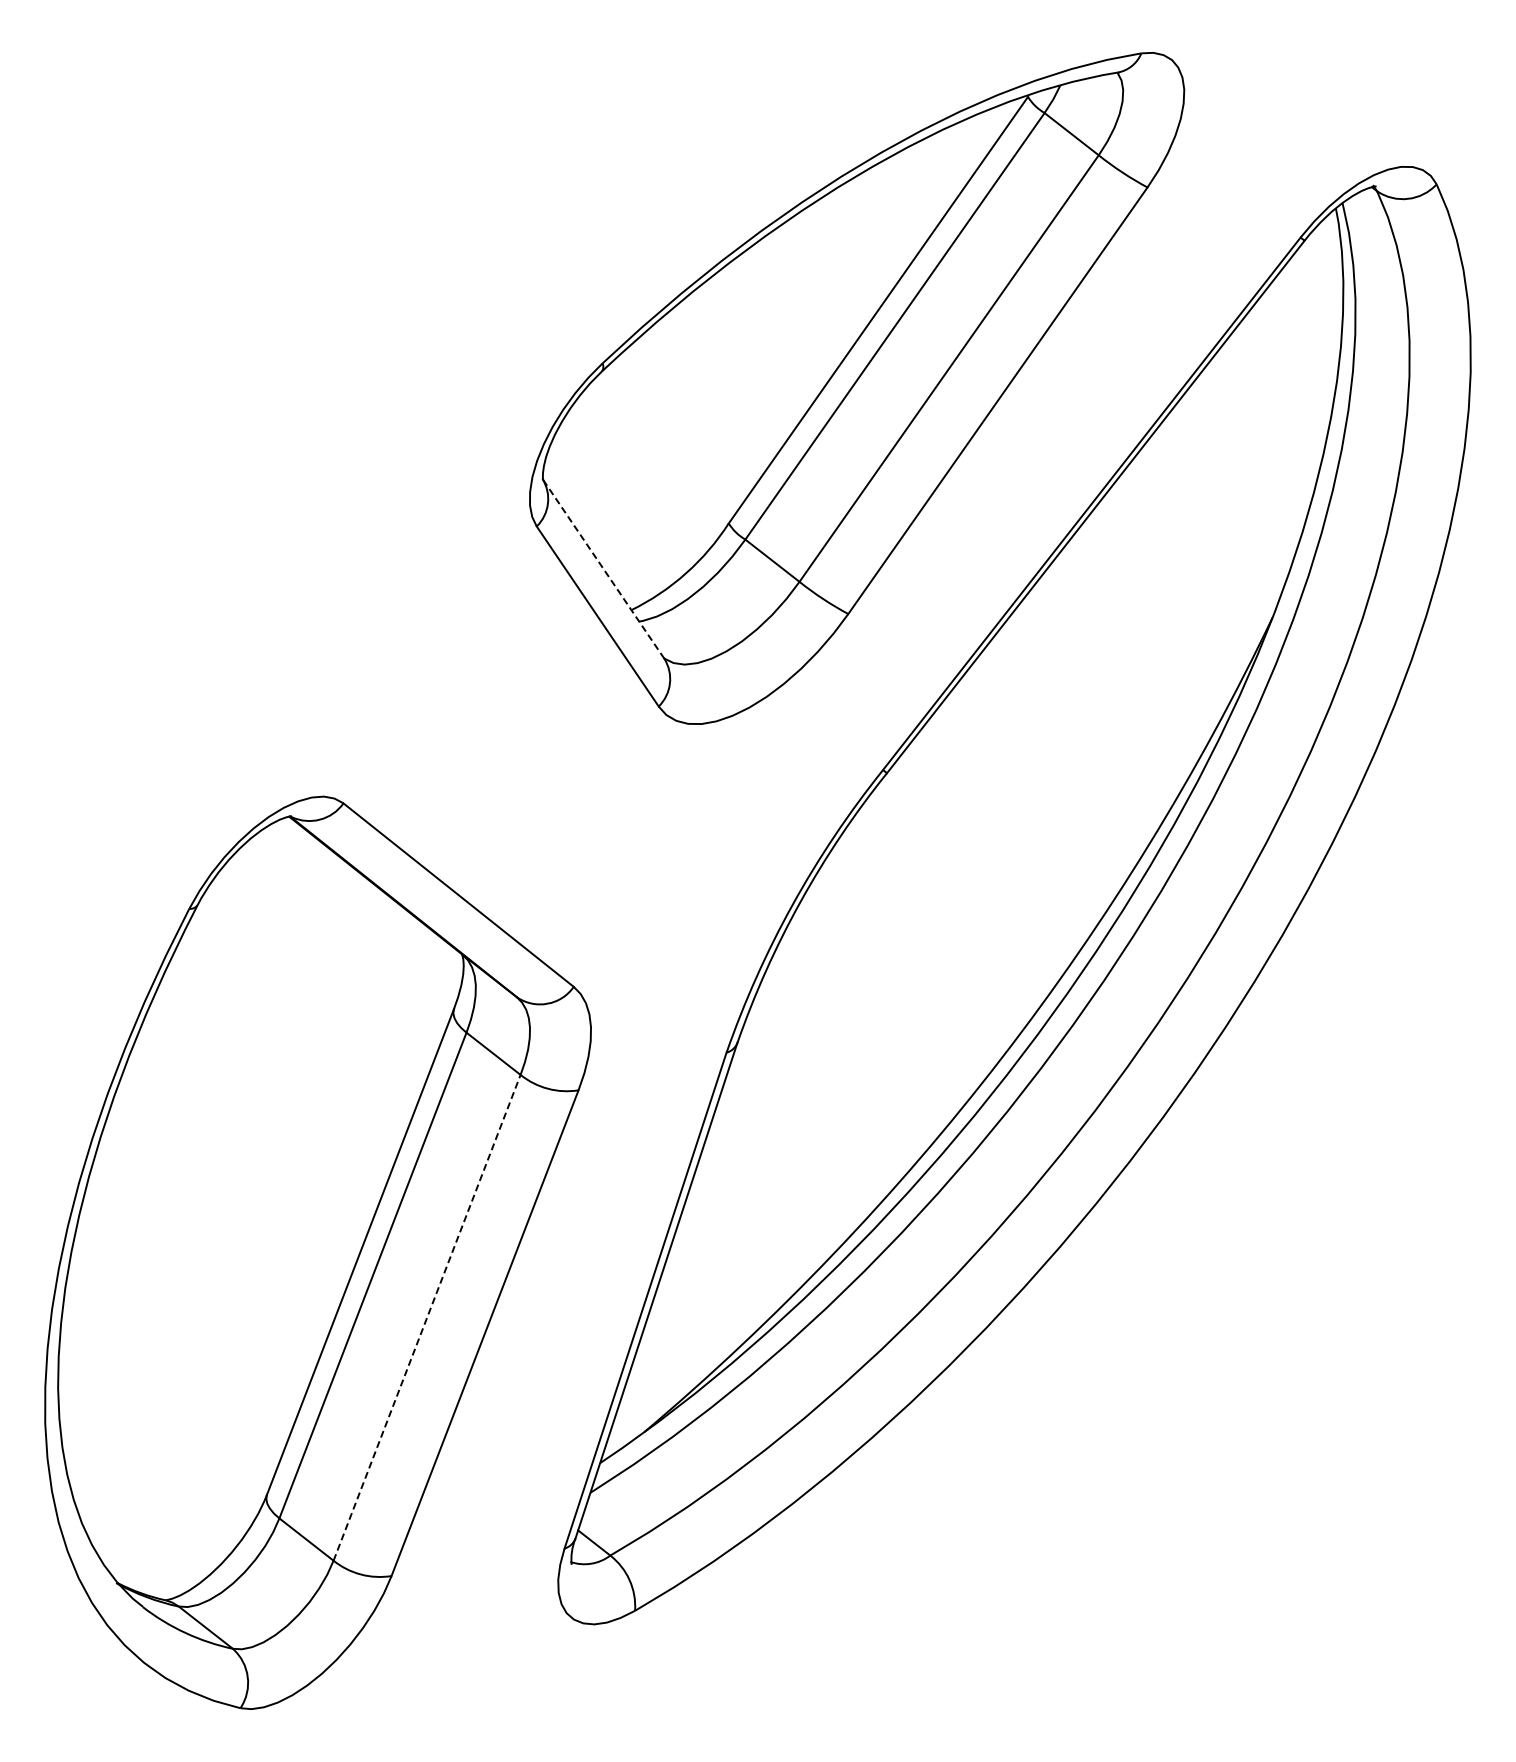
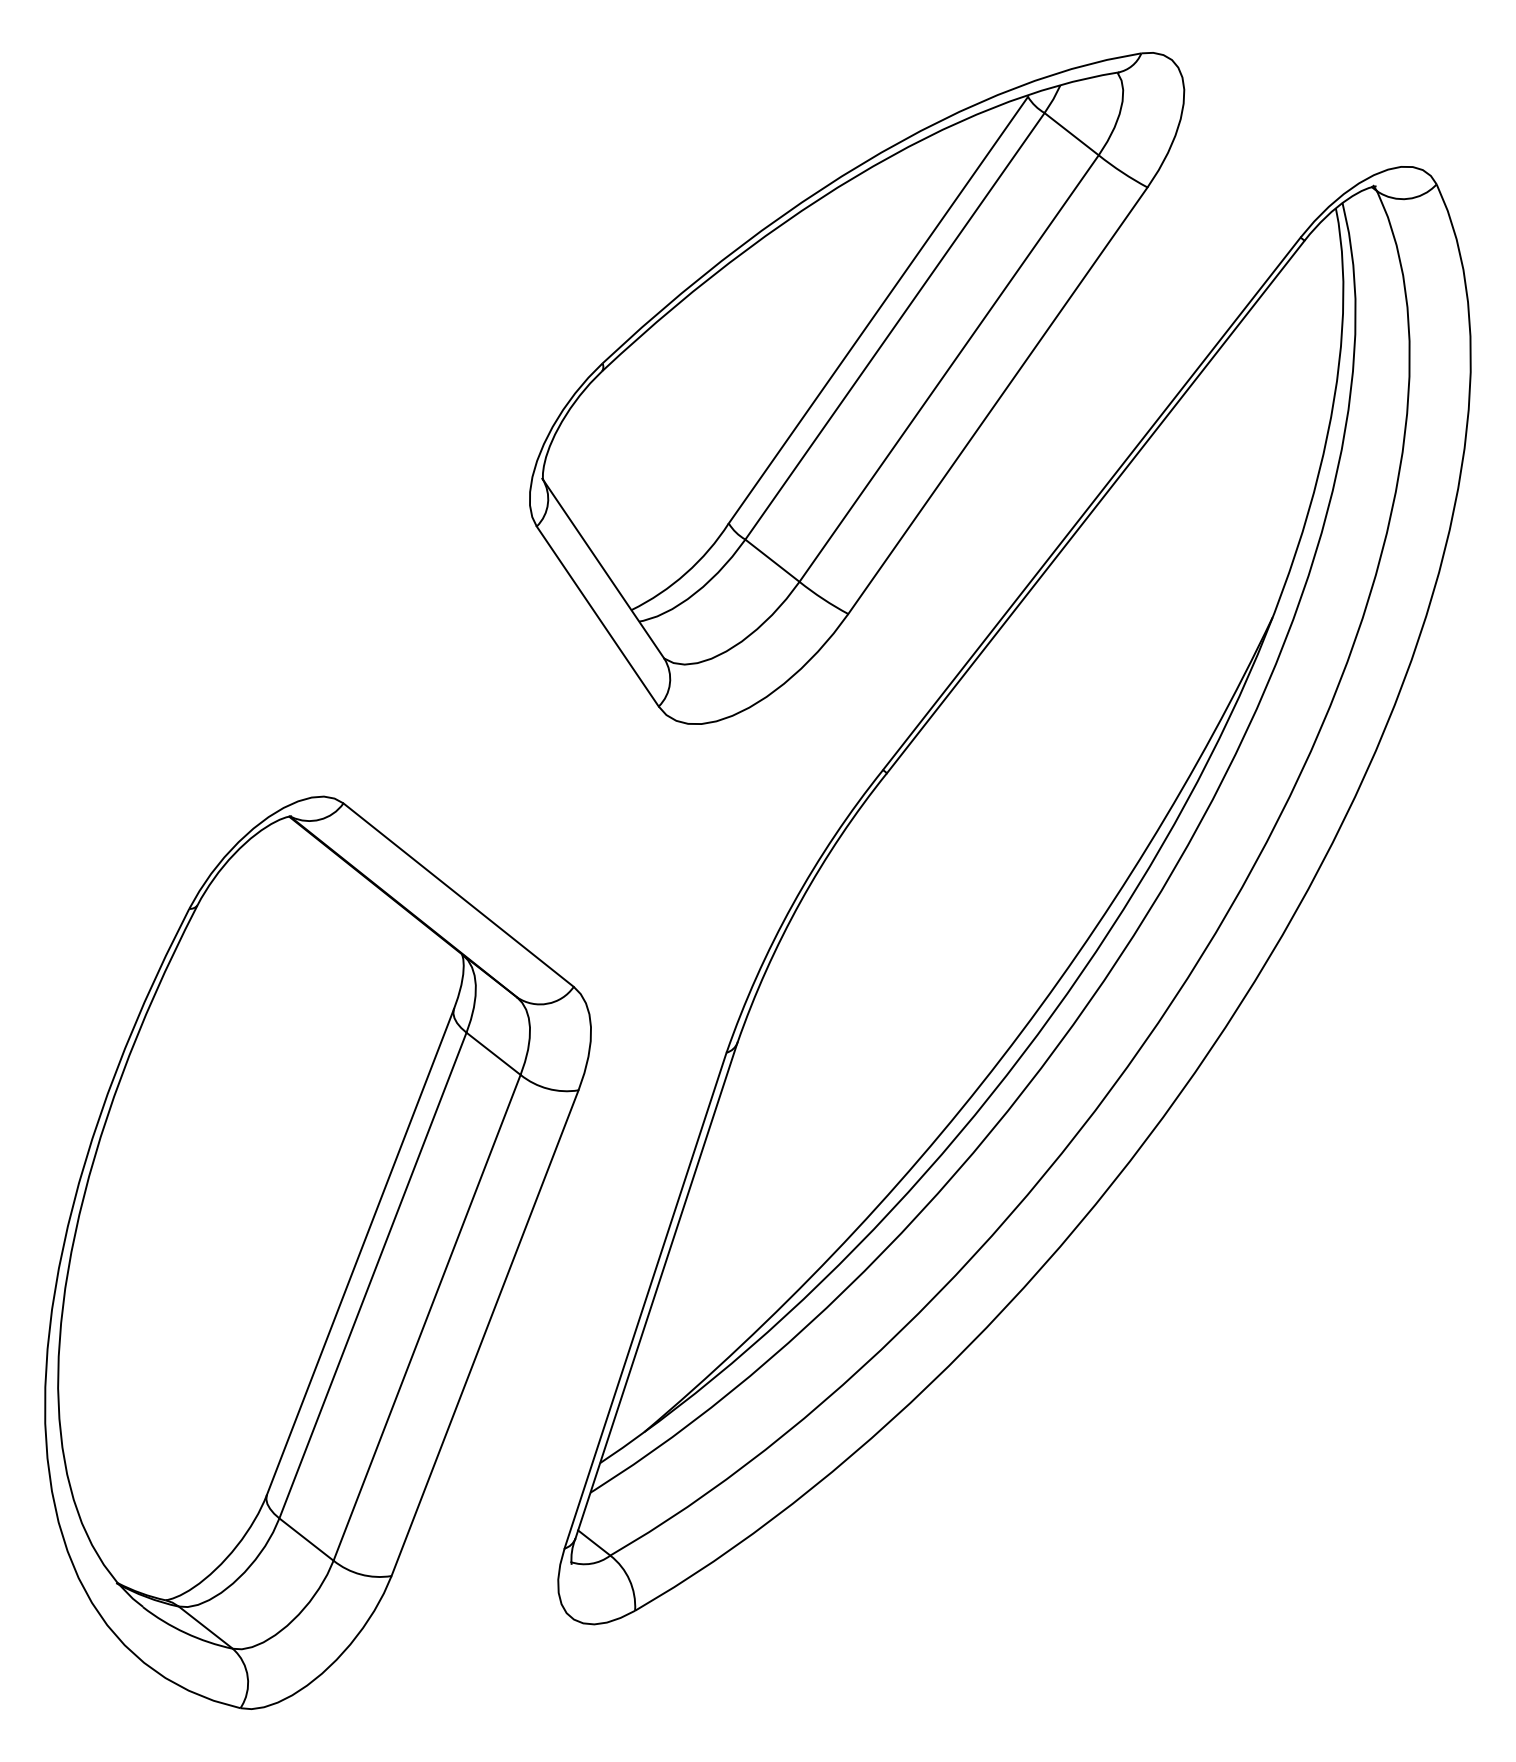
line: dashed -> solid (603, 568)
line: dashed -> solid (427, 1317)
